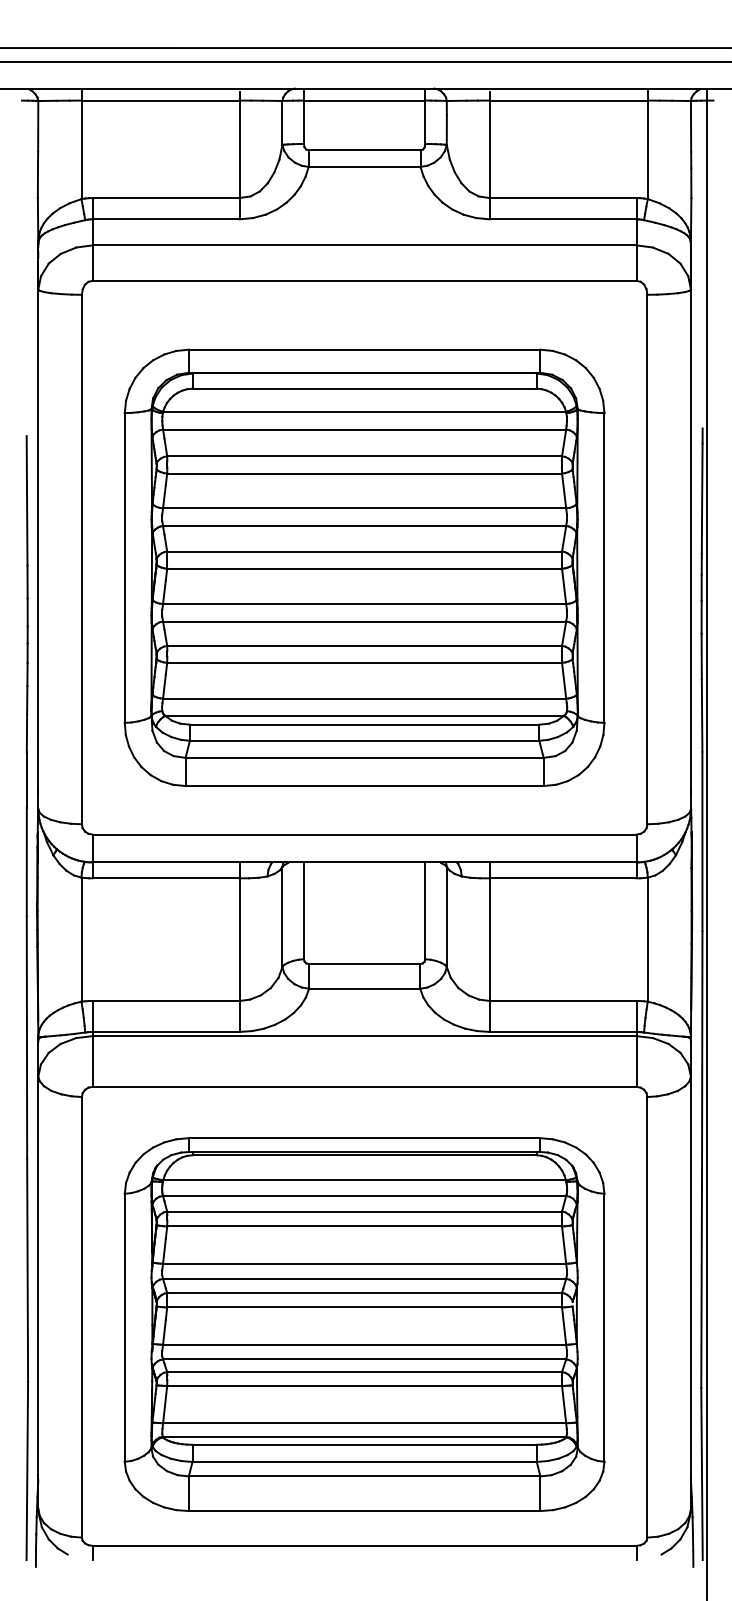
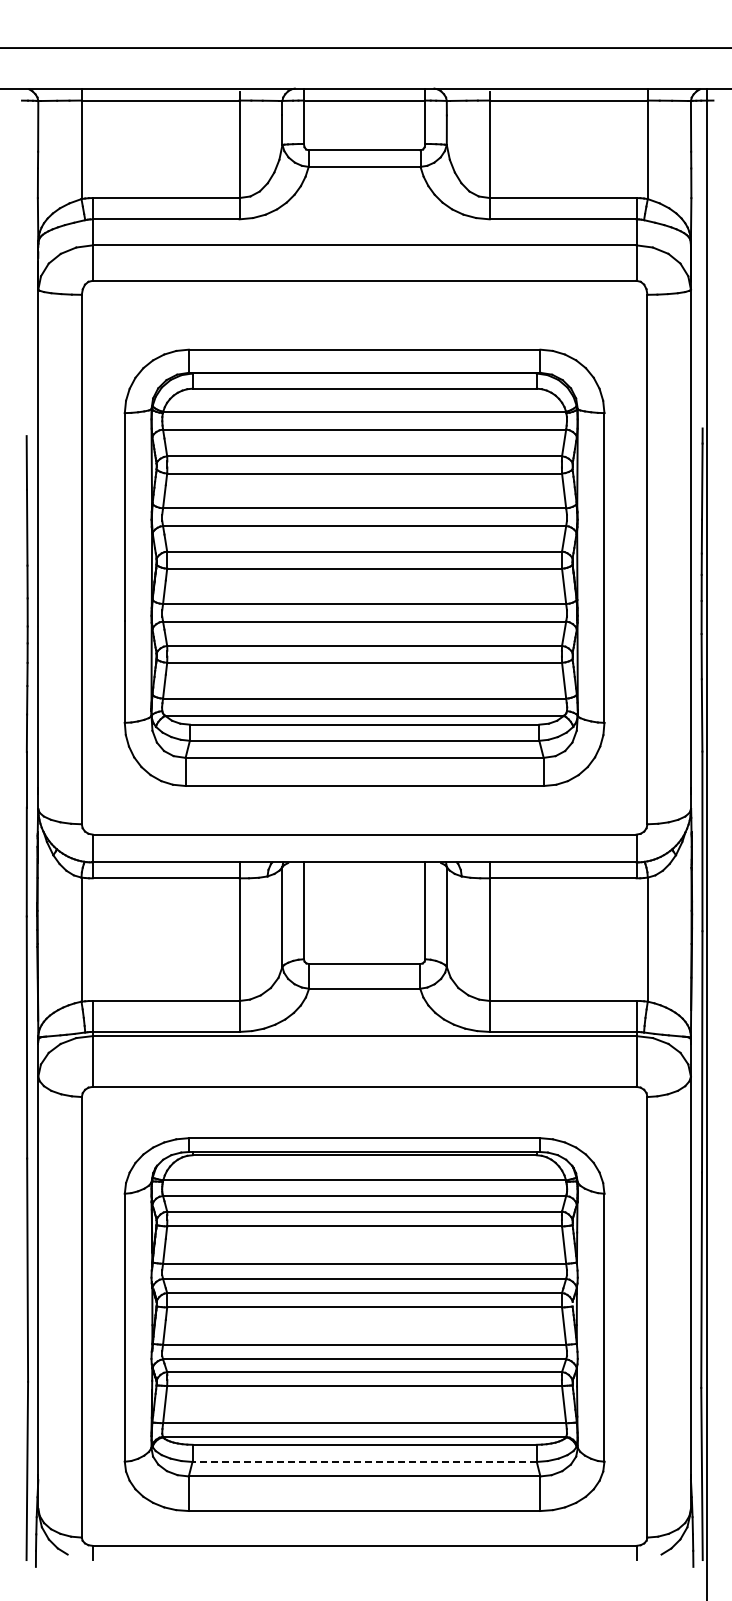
line: present -> none (365, 61)
line: solid -> dashed (364, 1461)
